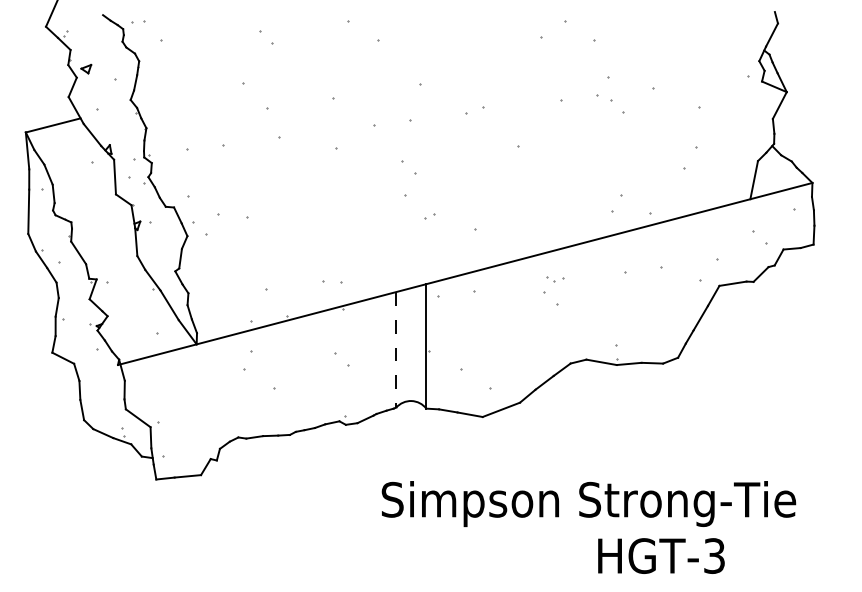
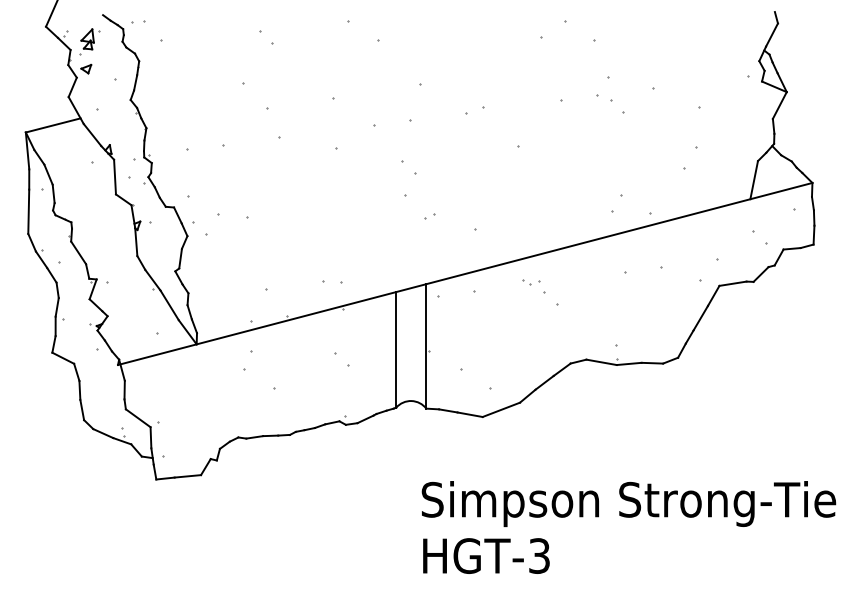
part: none -> present (89, 41)
part position: (555, 279) -> (531, 282) (531, 282)
line: dashed -> solid (396, 349)
text position: (588, 503) -> (628, 503) (628, 503)
text position: (661, 555) -> (486, 555) (486, 555)
